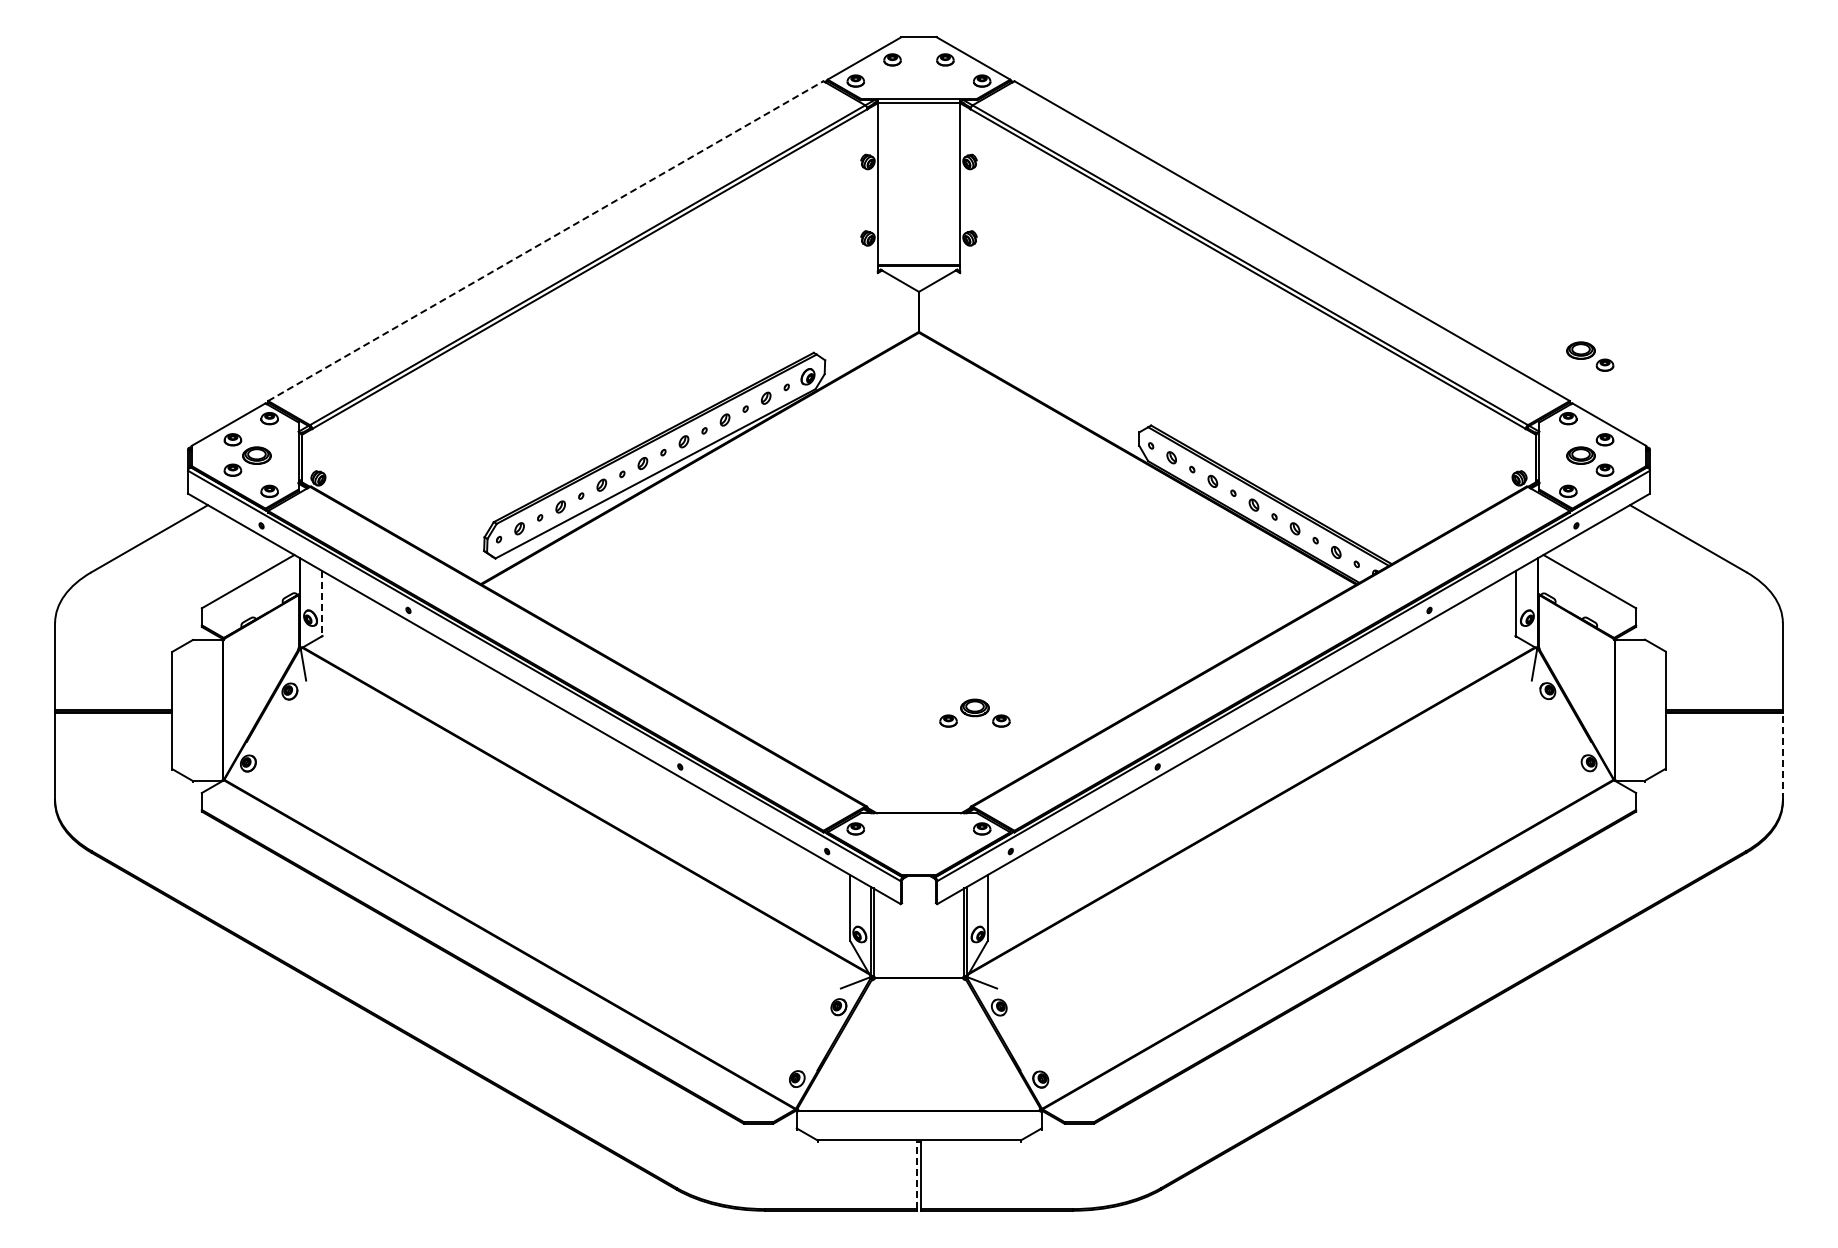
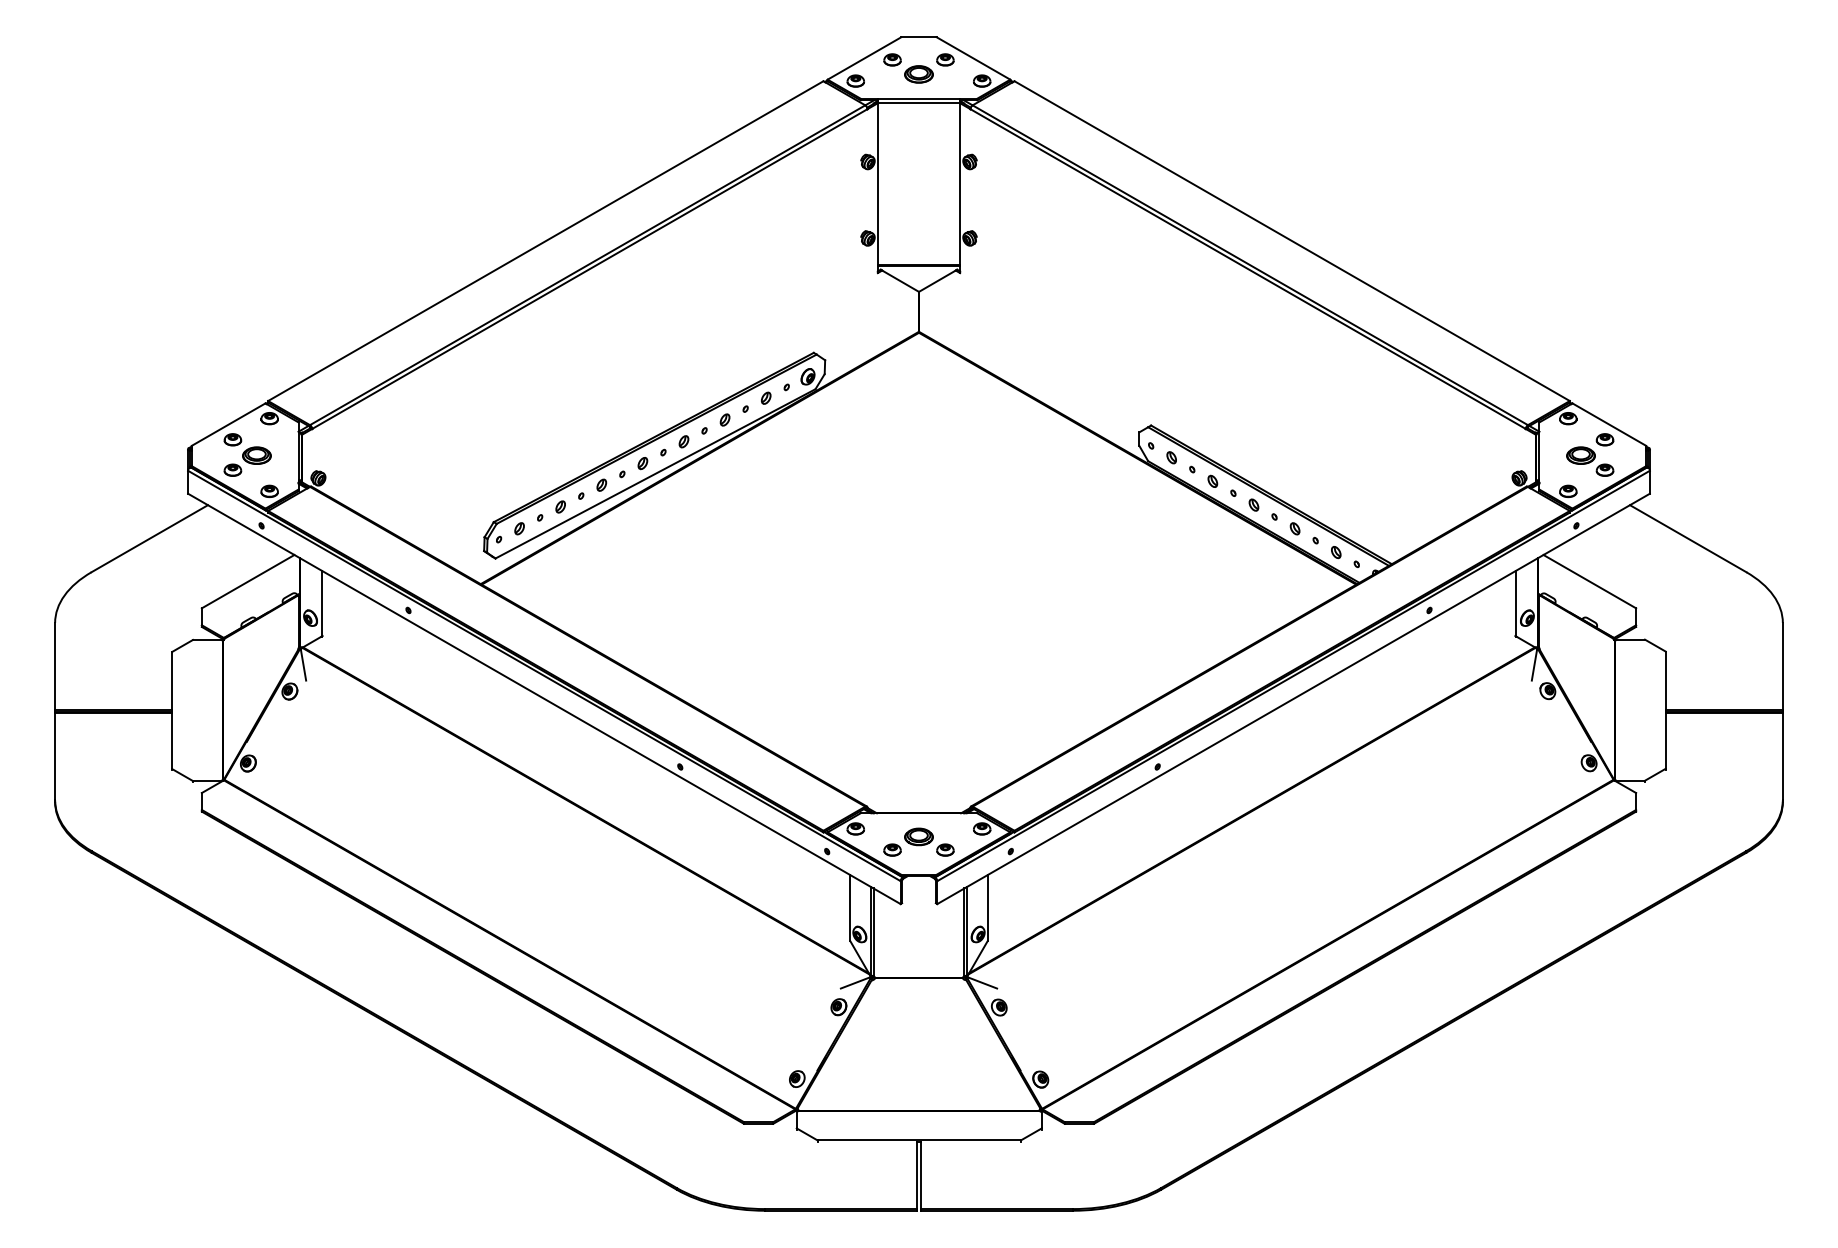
part: none -> present (918, 74)
line: dashed -> solid (546, 240)
part: present -> none (1590, 356)
line: dashed -> solid (321, 603)
part position: (974, 712) -> (918, 841) (918, 841)
line: dashed -> solid (1782, 756)
line: dashed -> solid (916, 1175)
